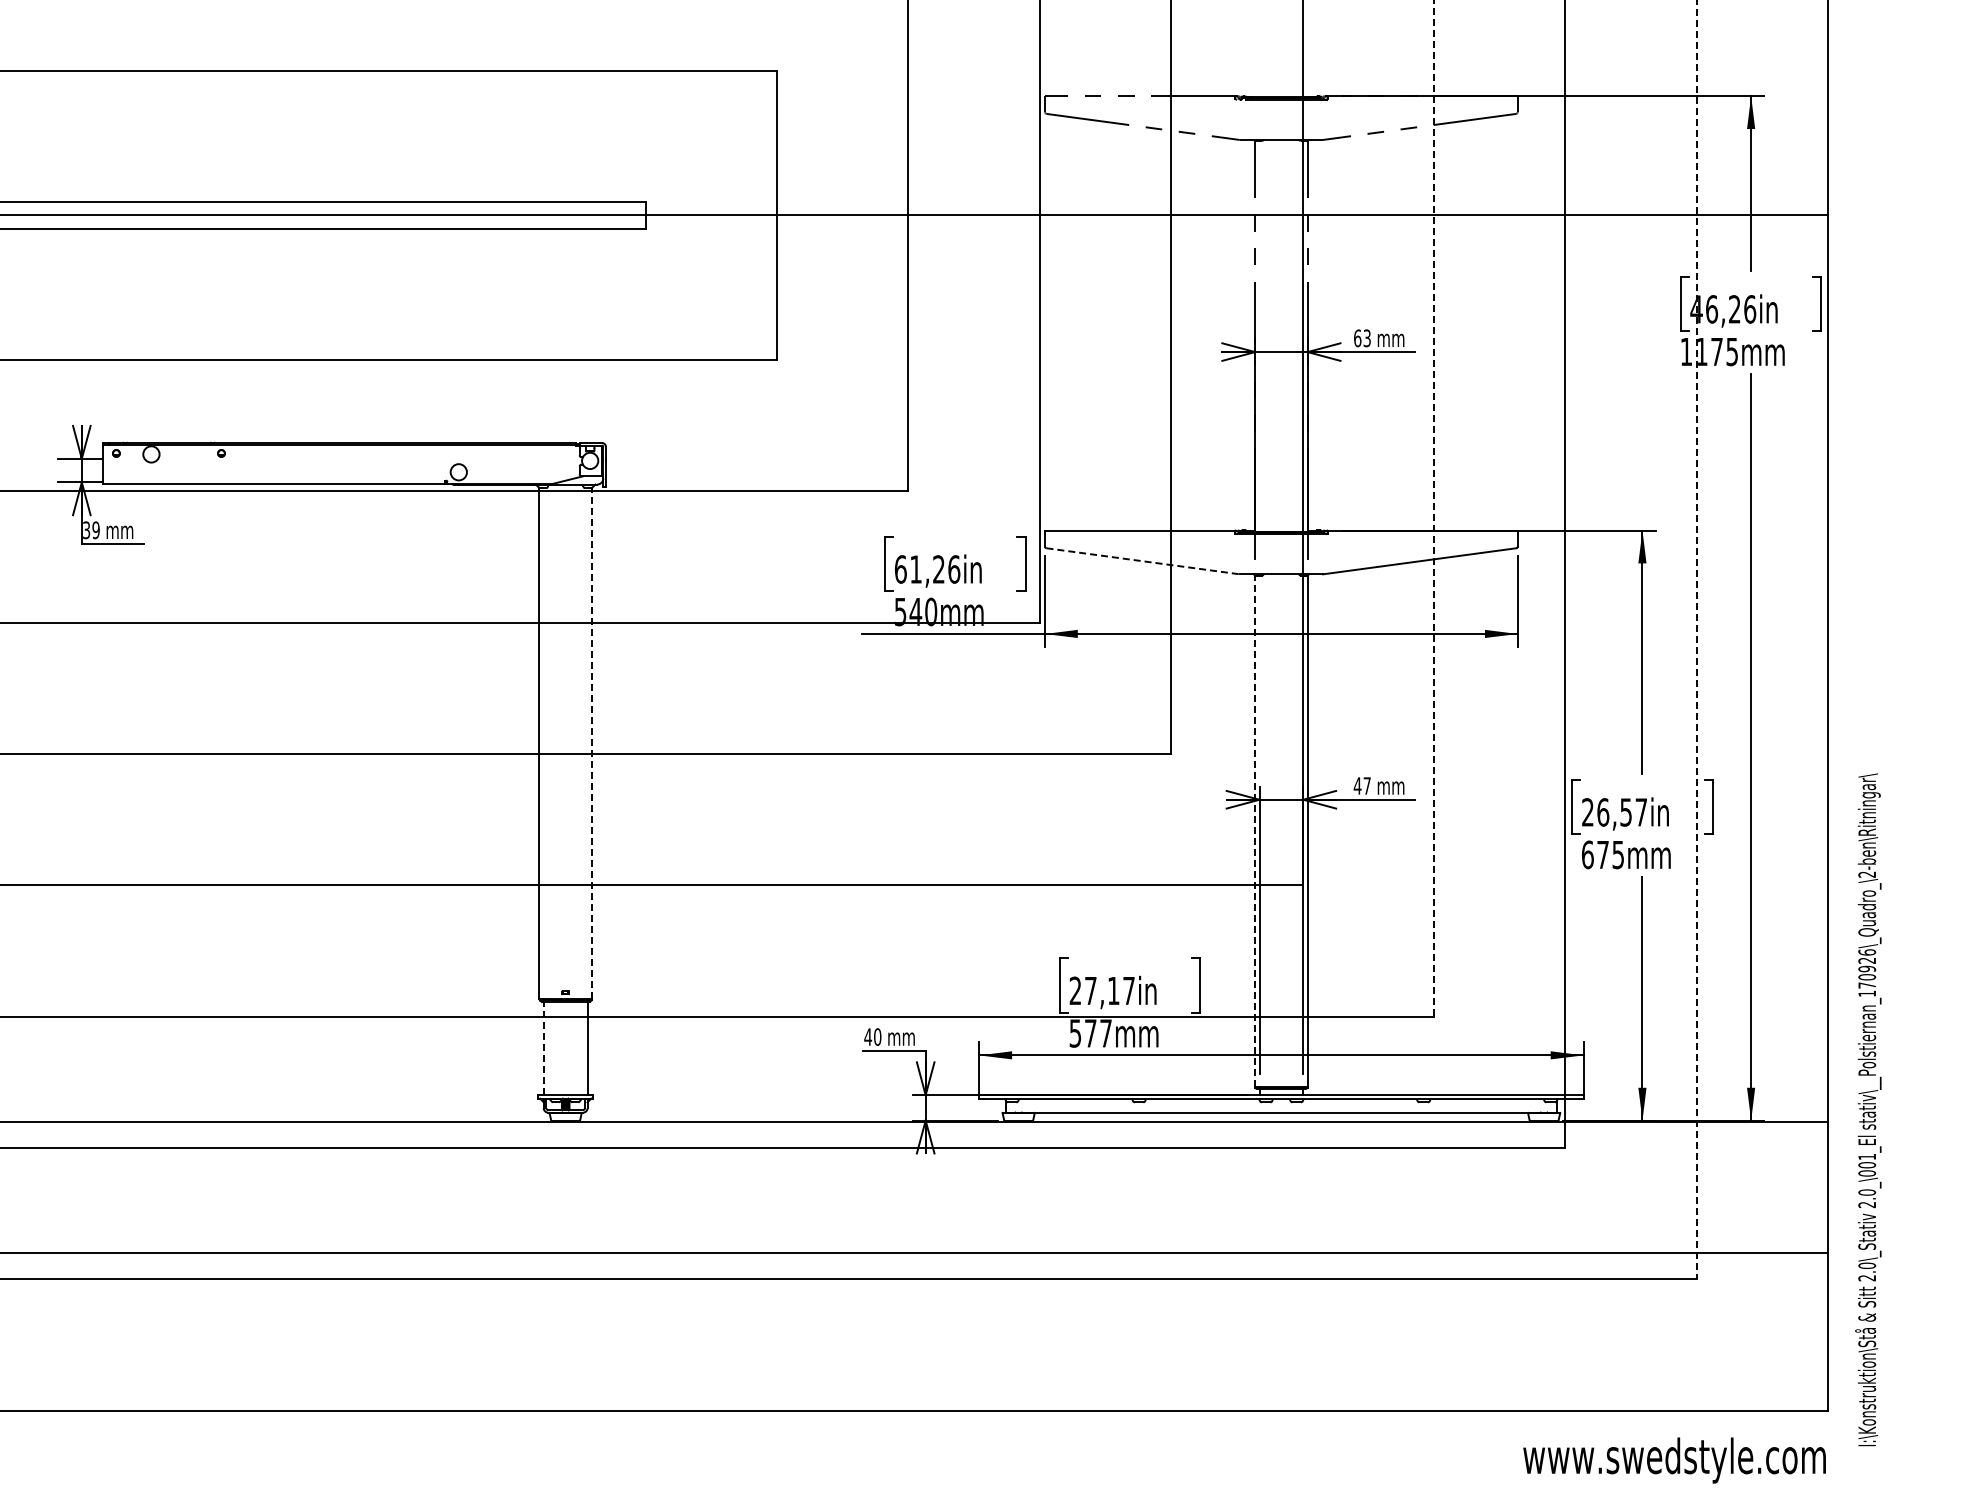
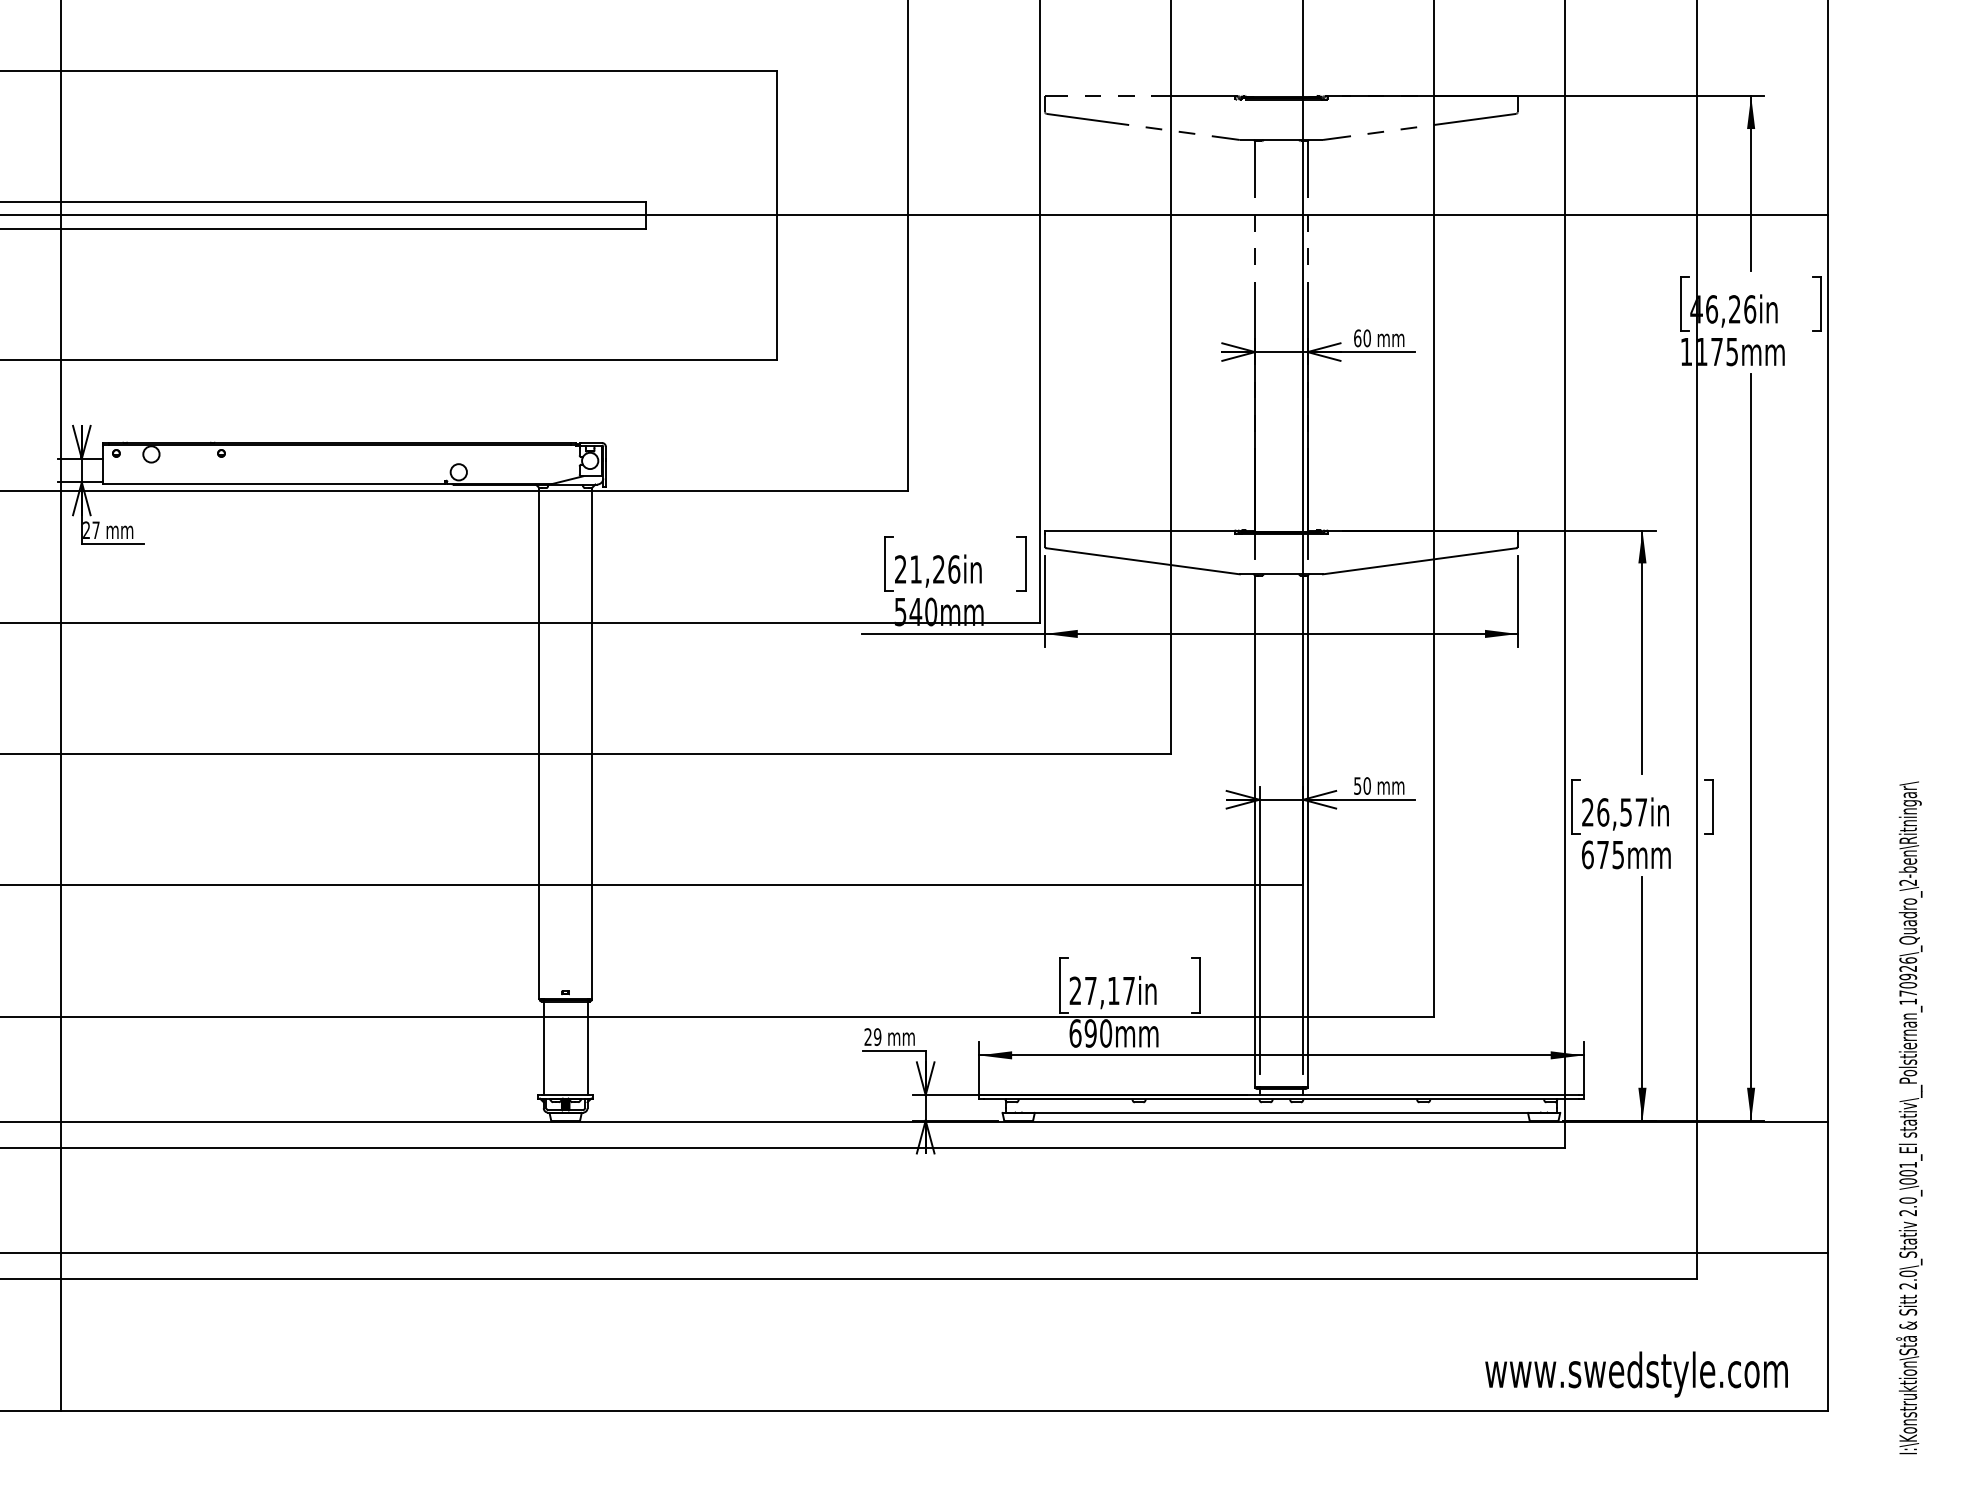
text: 63 -> 60 (1366, 338)
line: dashed -> solid (1433, 508)
text: 39 -> 27 (91, 530)
line: dashed -> solid (1143, 561)
text: 61,26in -> 21,26in (900, 569)
line: dashed -> solid (1696, 639)
line: none -> present (61, 706)
line: dashed -> solid (591, 743)
text: 47 -> 50 (1361, 785)
line: dashed -> solid (1255, 831)
text: 577mm -> 690mm (1090, 1033)
text: 40 -> 29 (872, 1036)
line: dashed -> solid (543, 1048)
text position: (1868, 1109) -> (1909, 1117) (1909, 1117)
text position: (1674, 1460) -> (1636, 1374) (1636, 1374)
